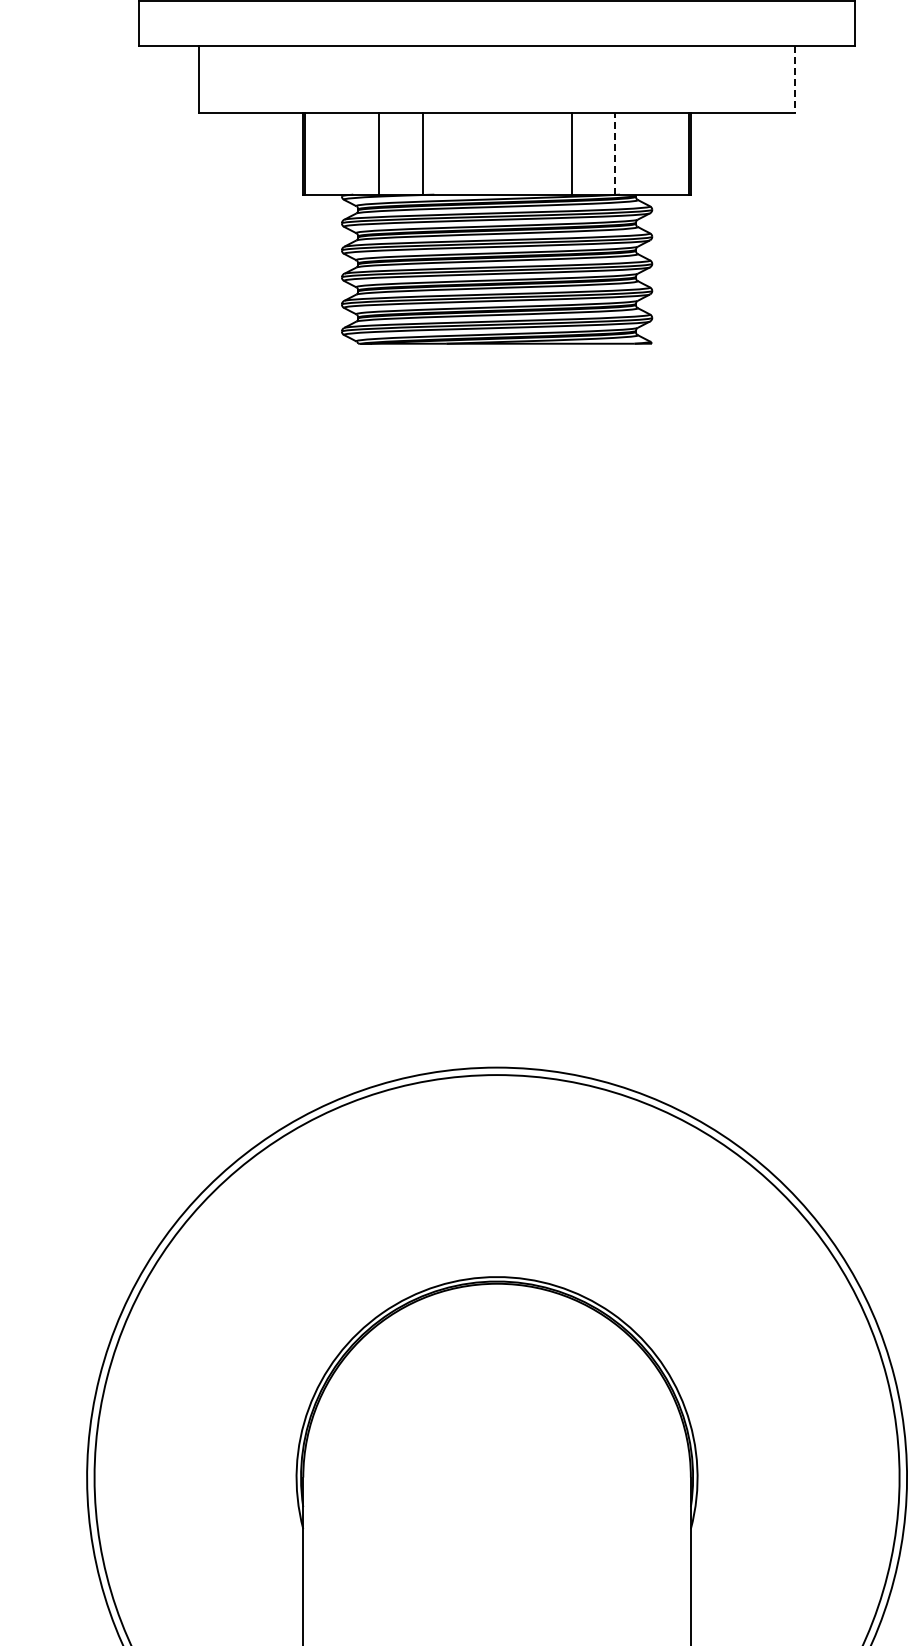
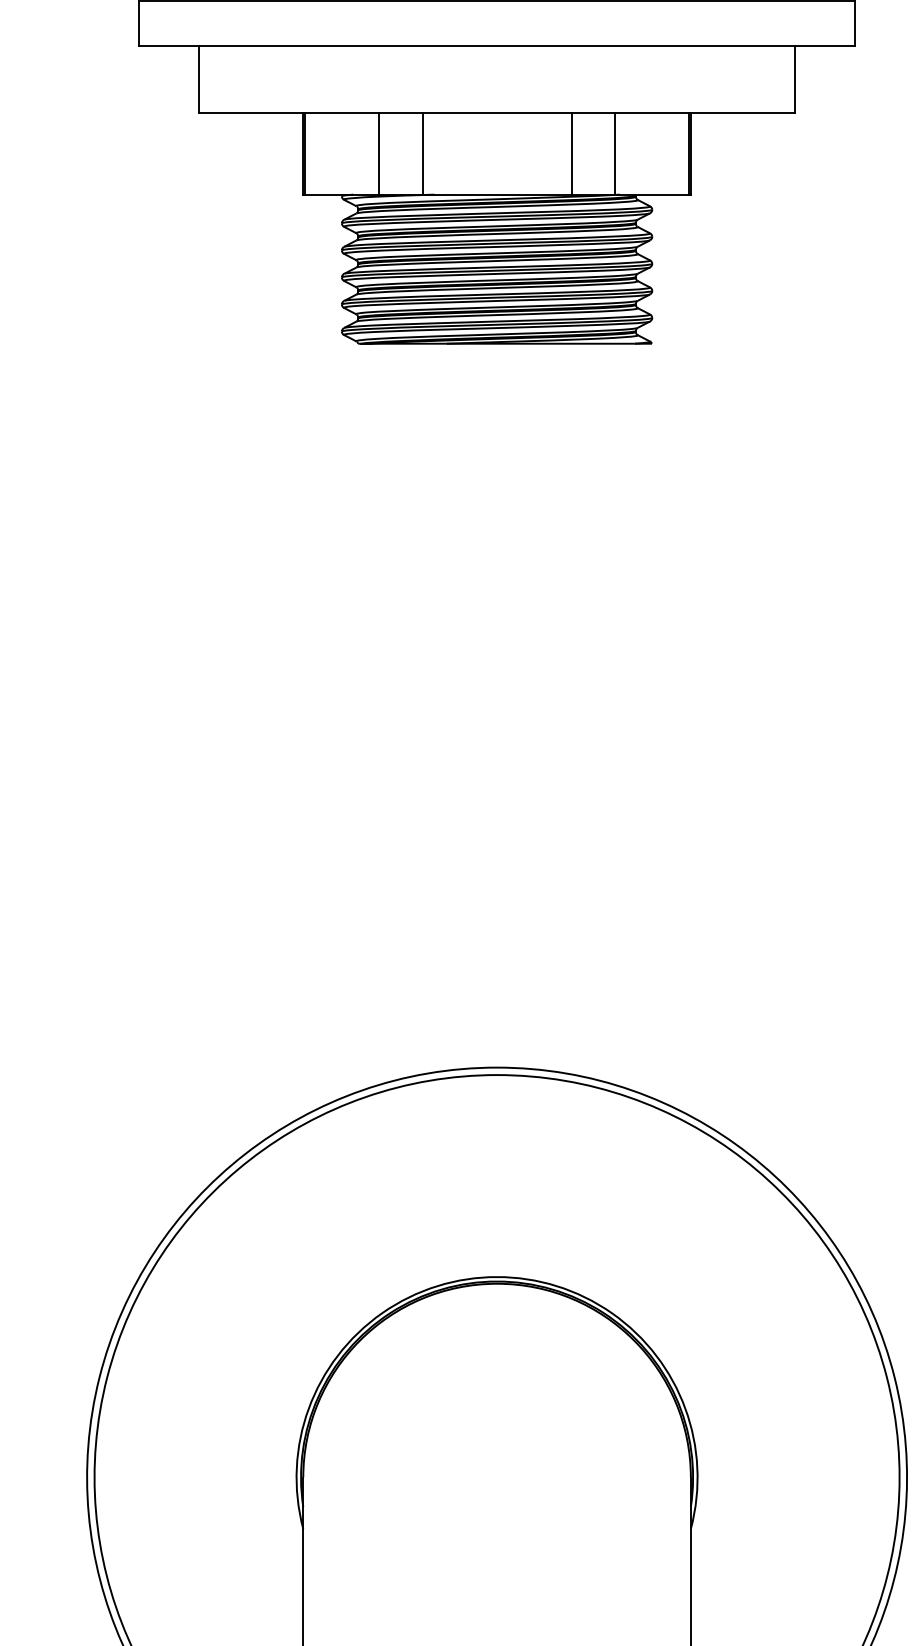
line: dashed -> solid (795, 79)
line: dashed -> solid (614, 153)
